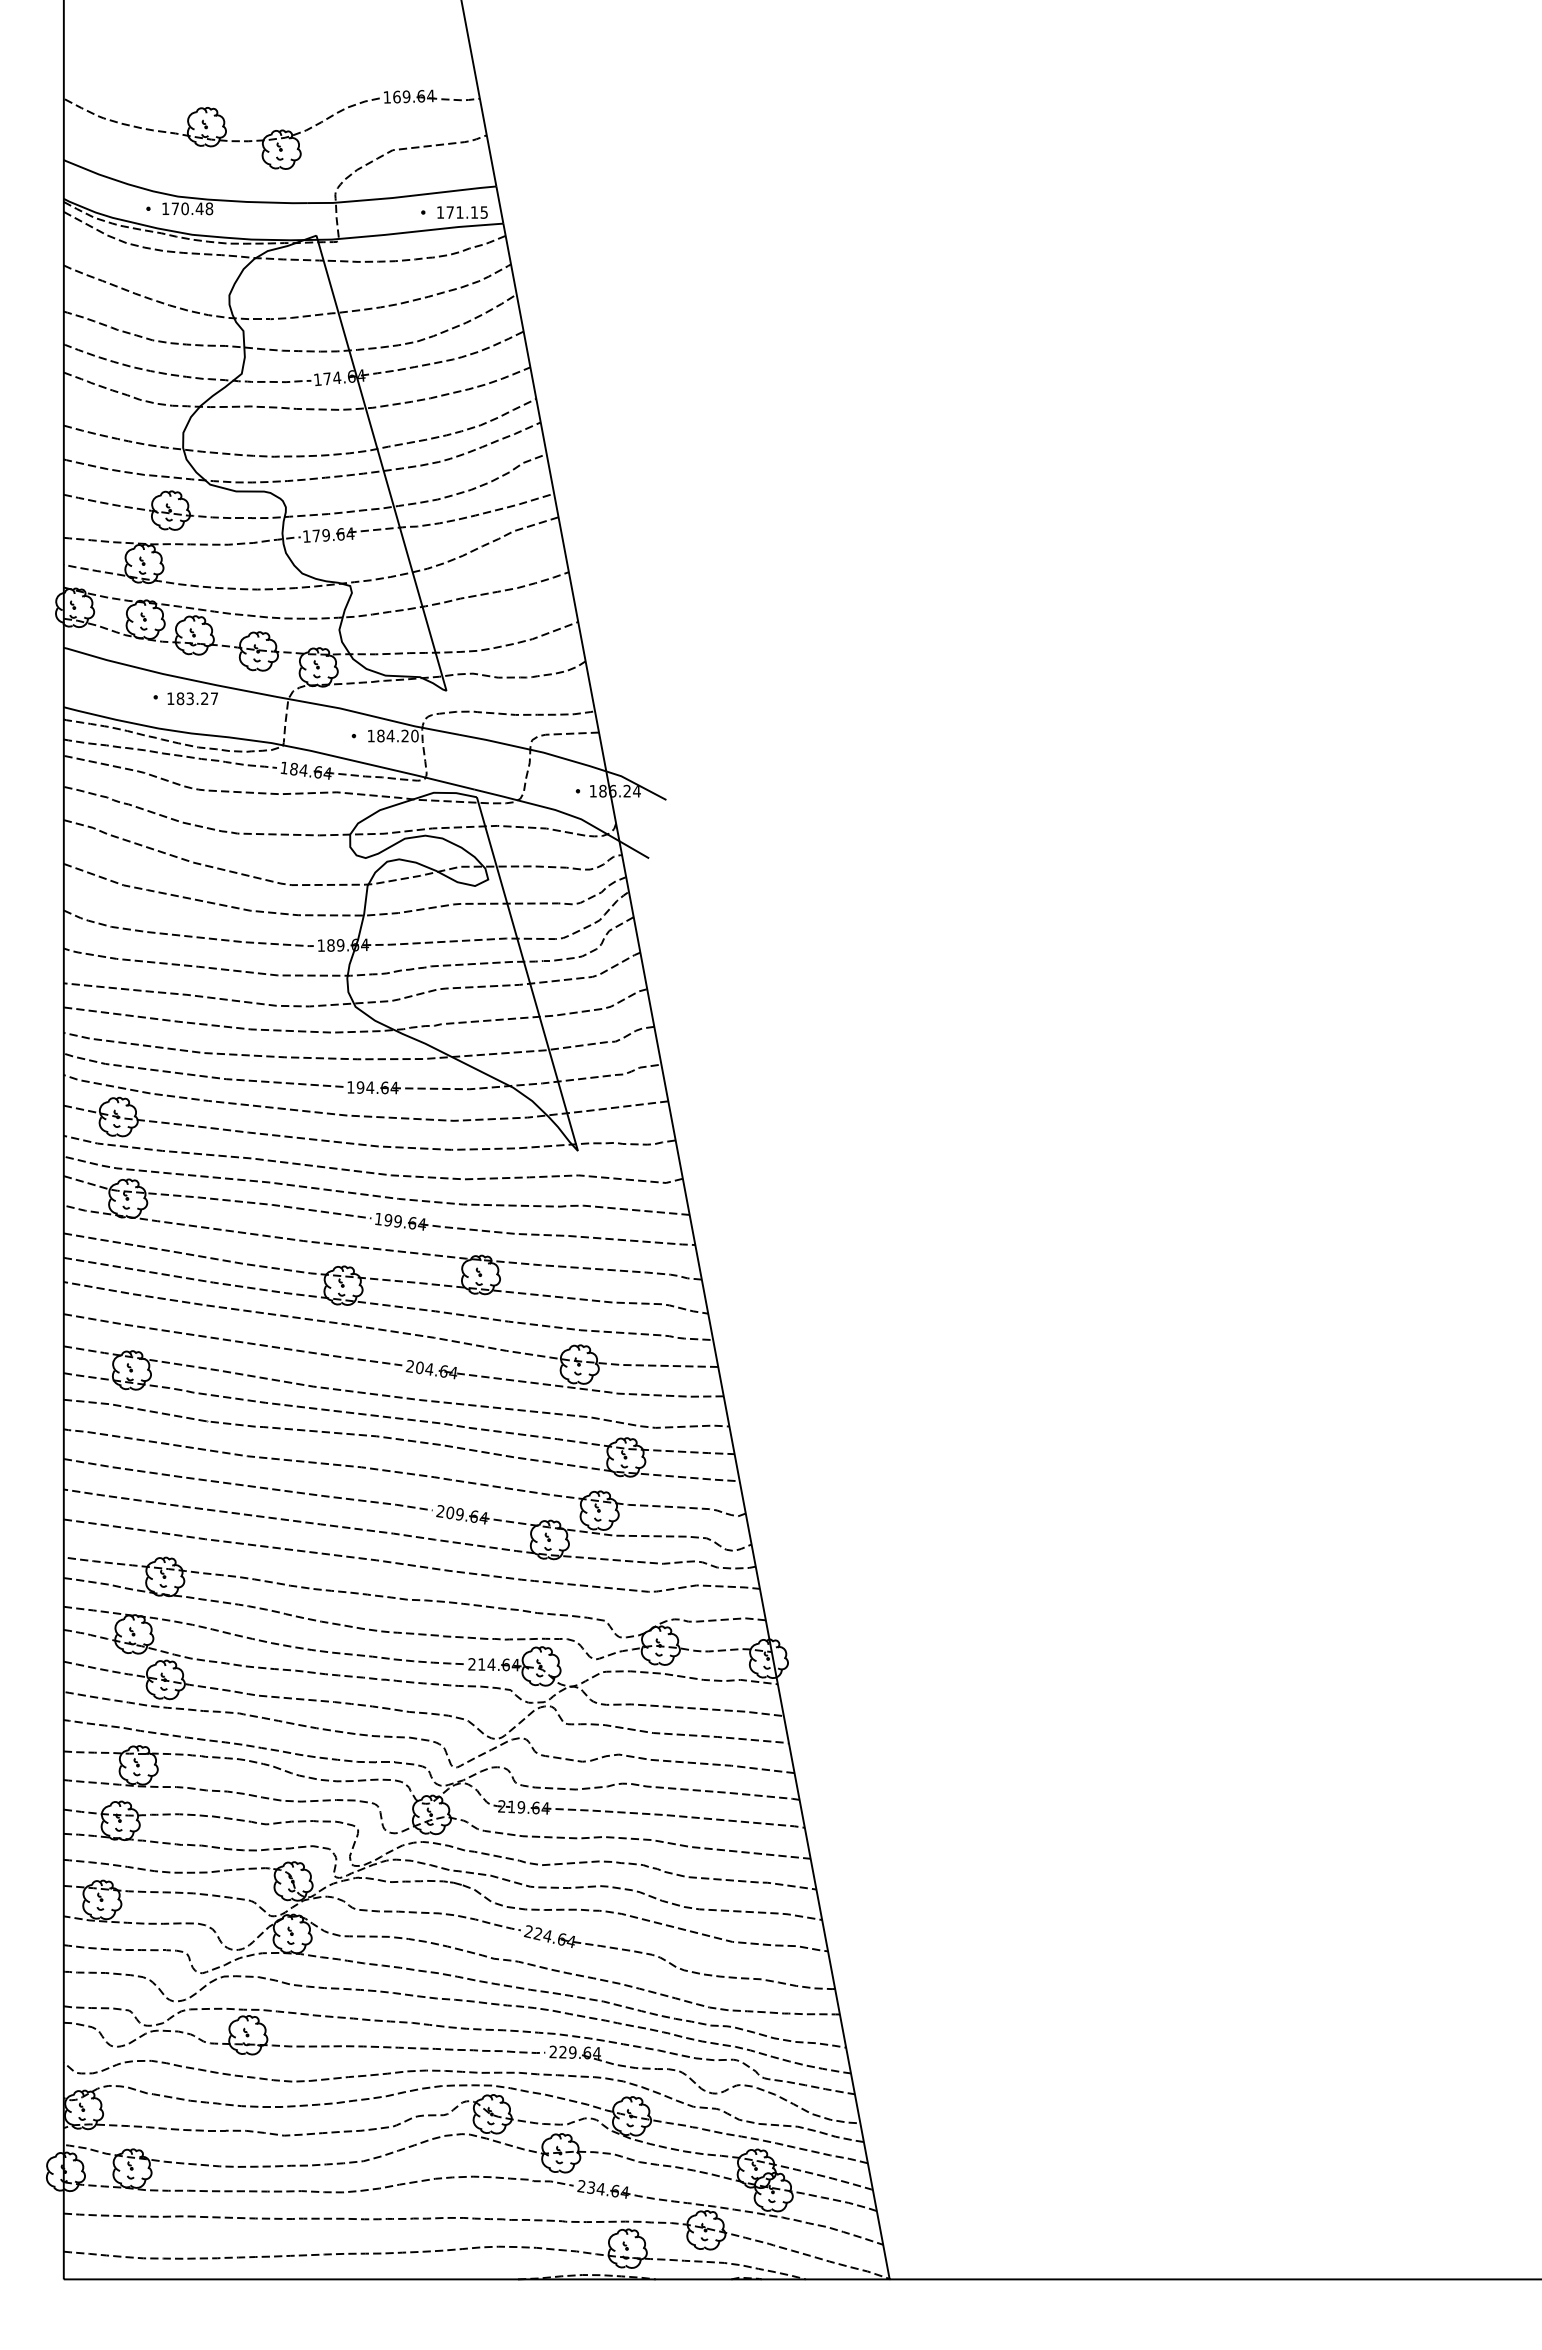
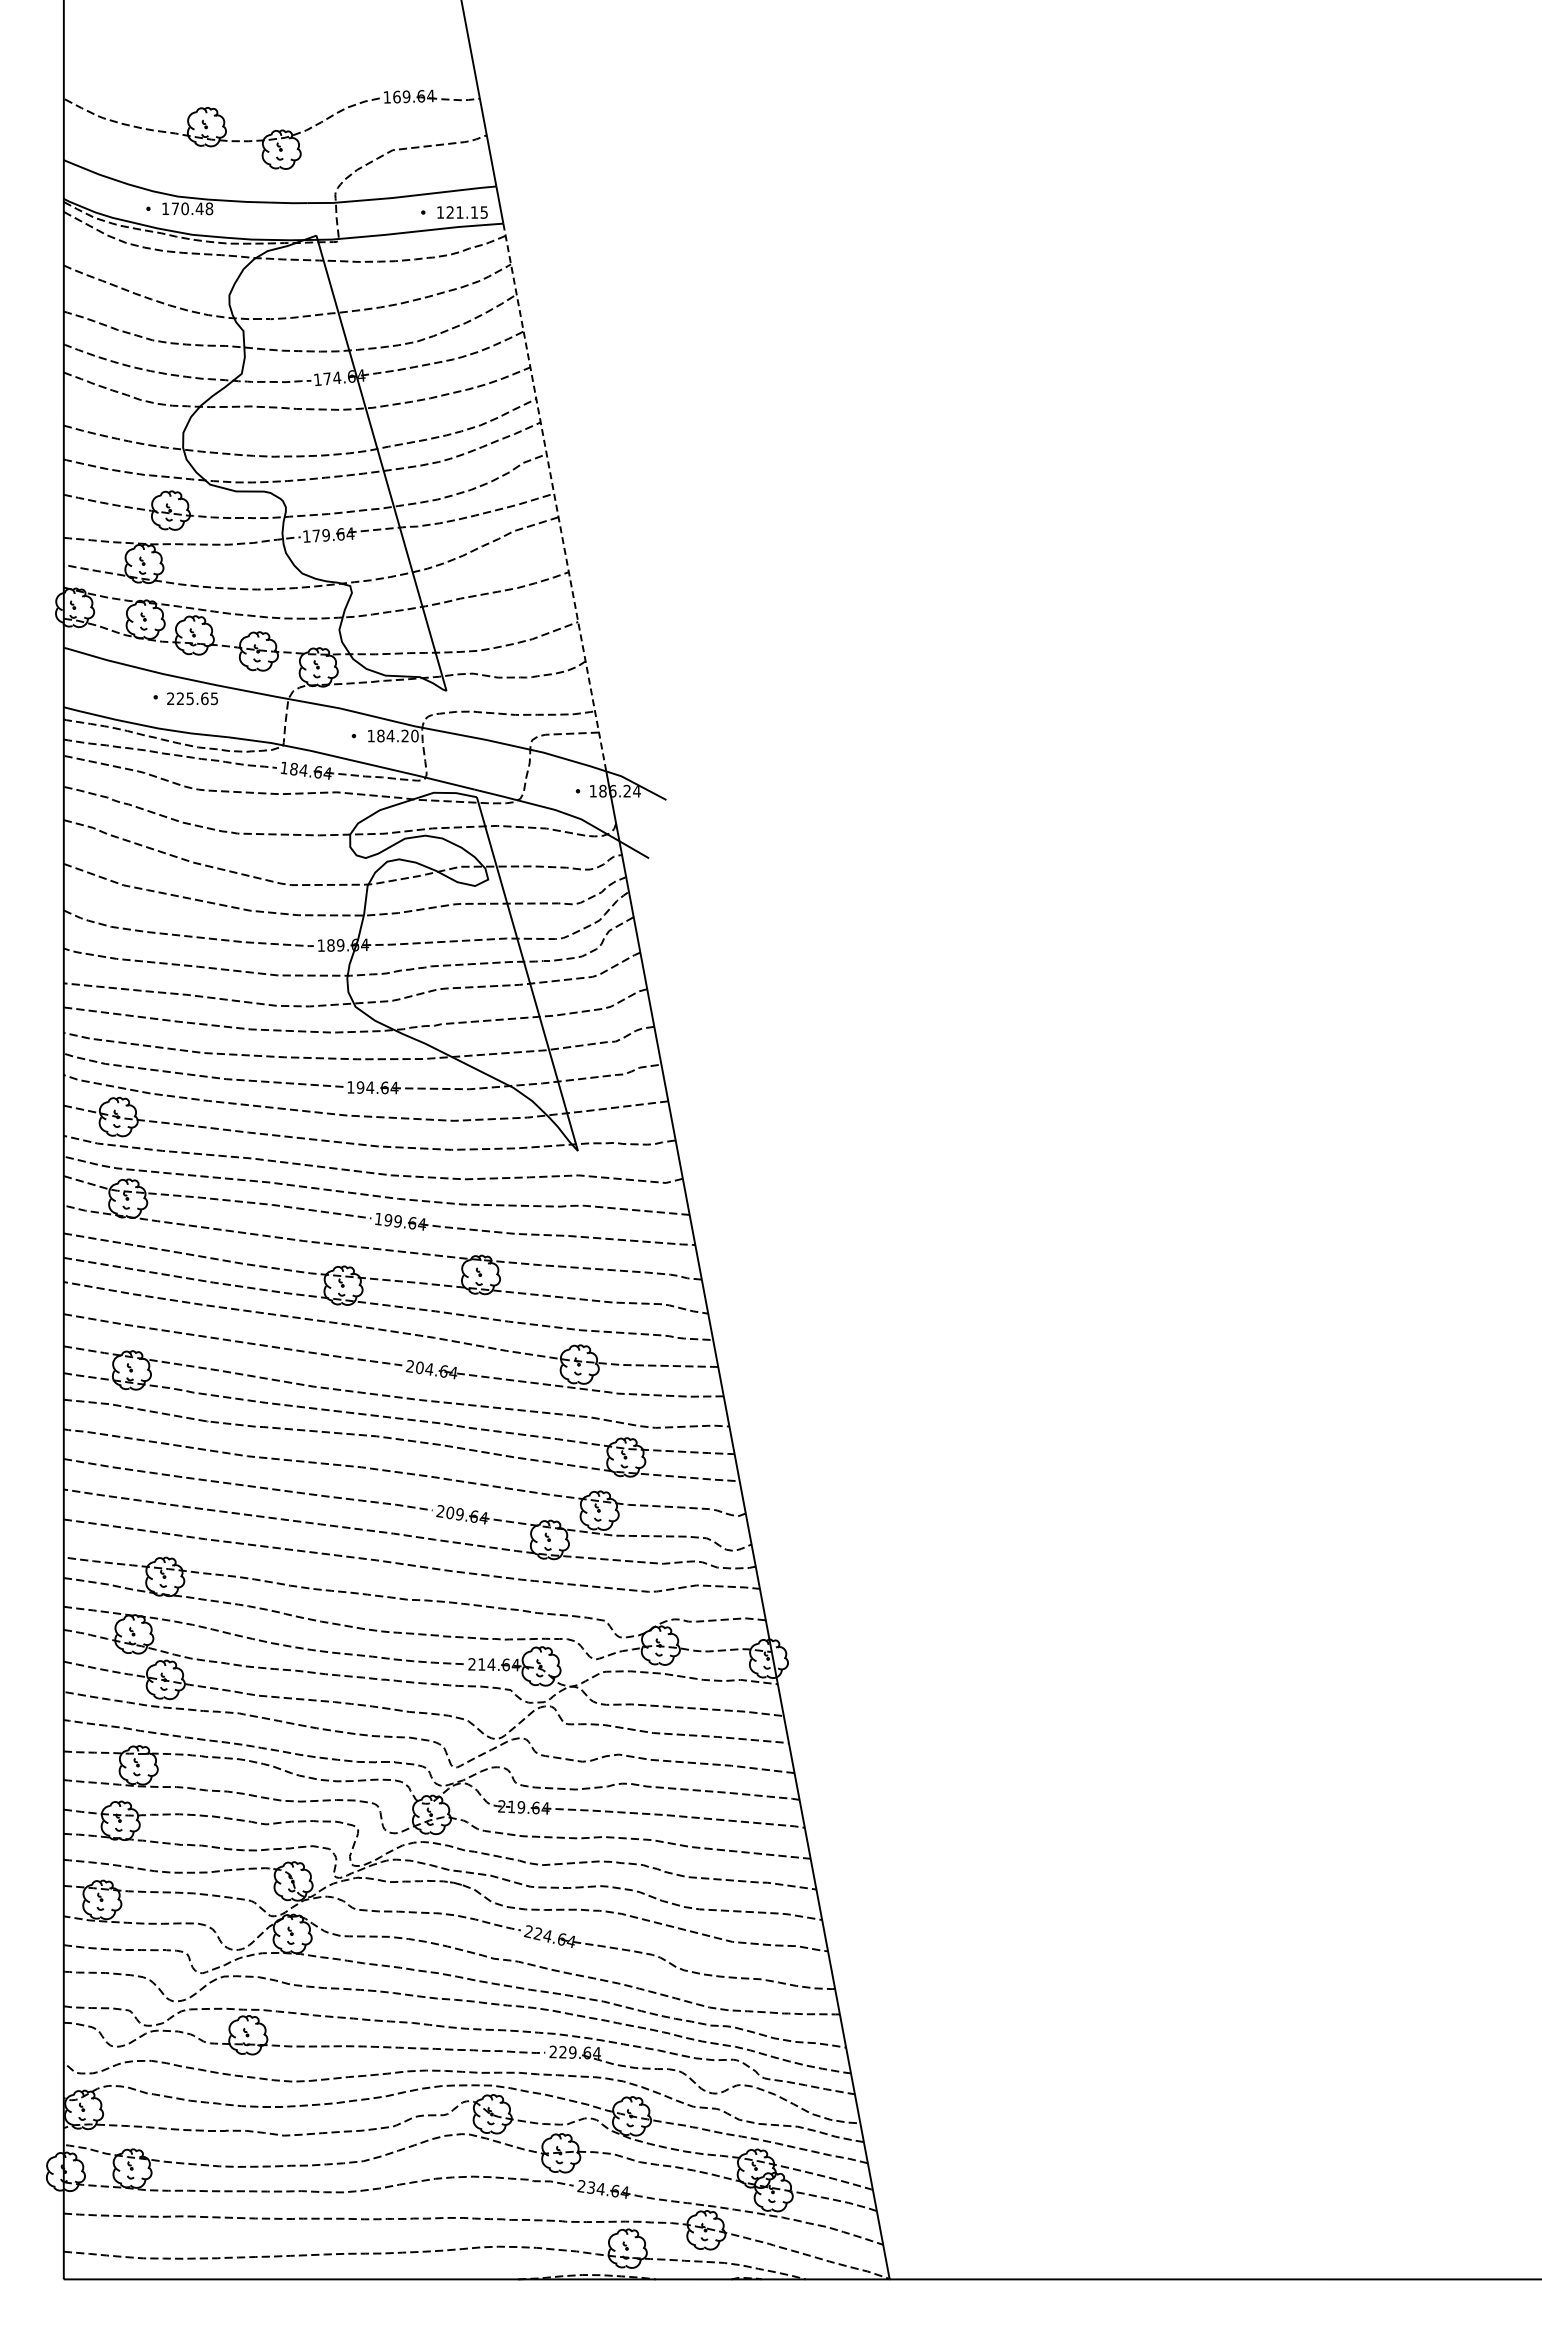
text: 171.15 -> 121.15 (449, 212)
line: solid -> dashed (554, 497)
text: 183.27 -> 225.65 (192, 698)
